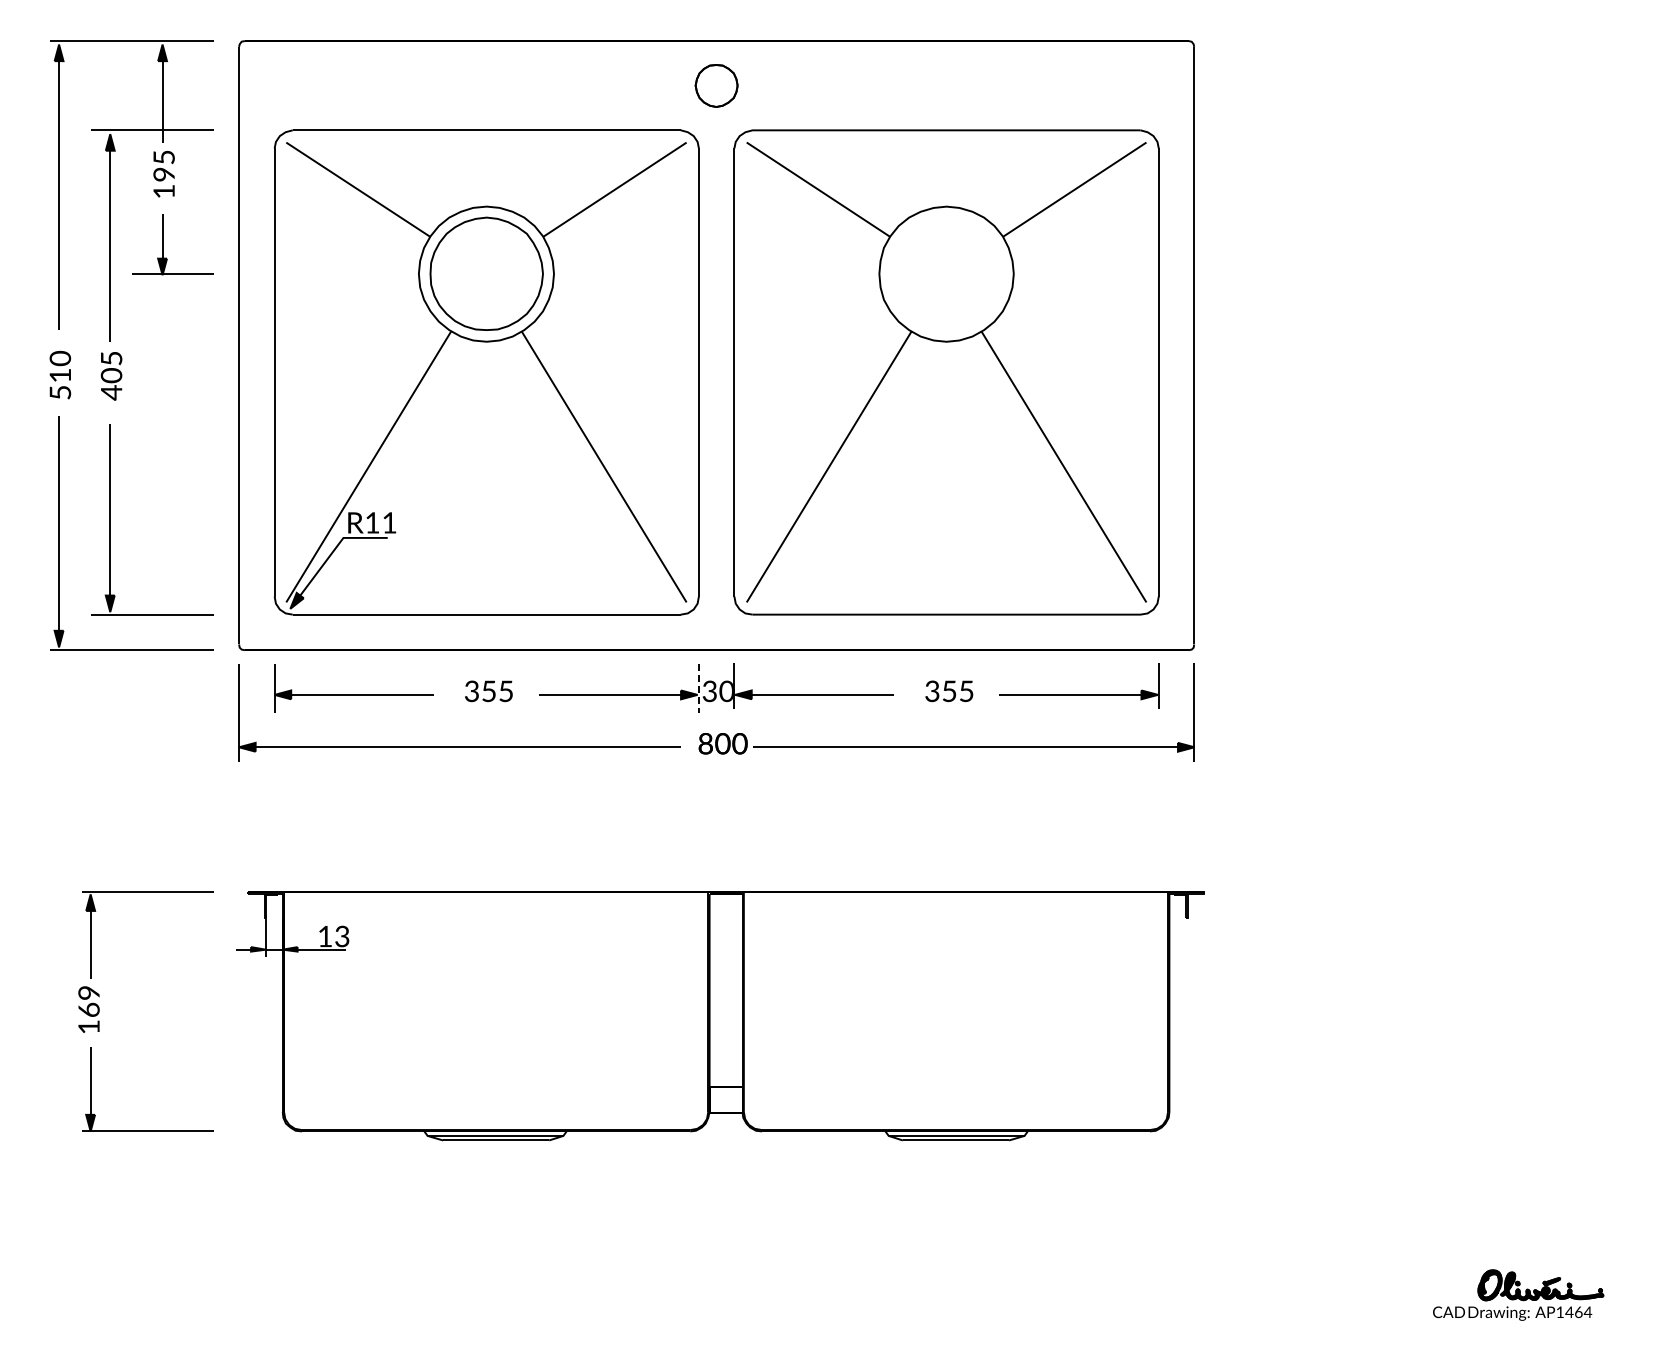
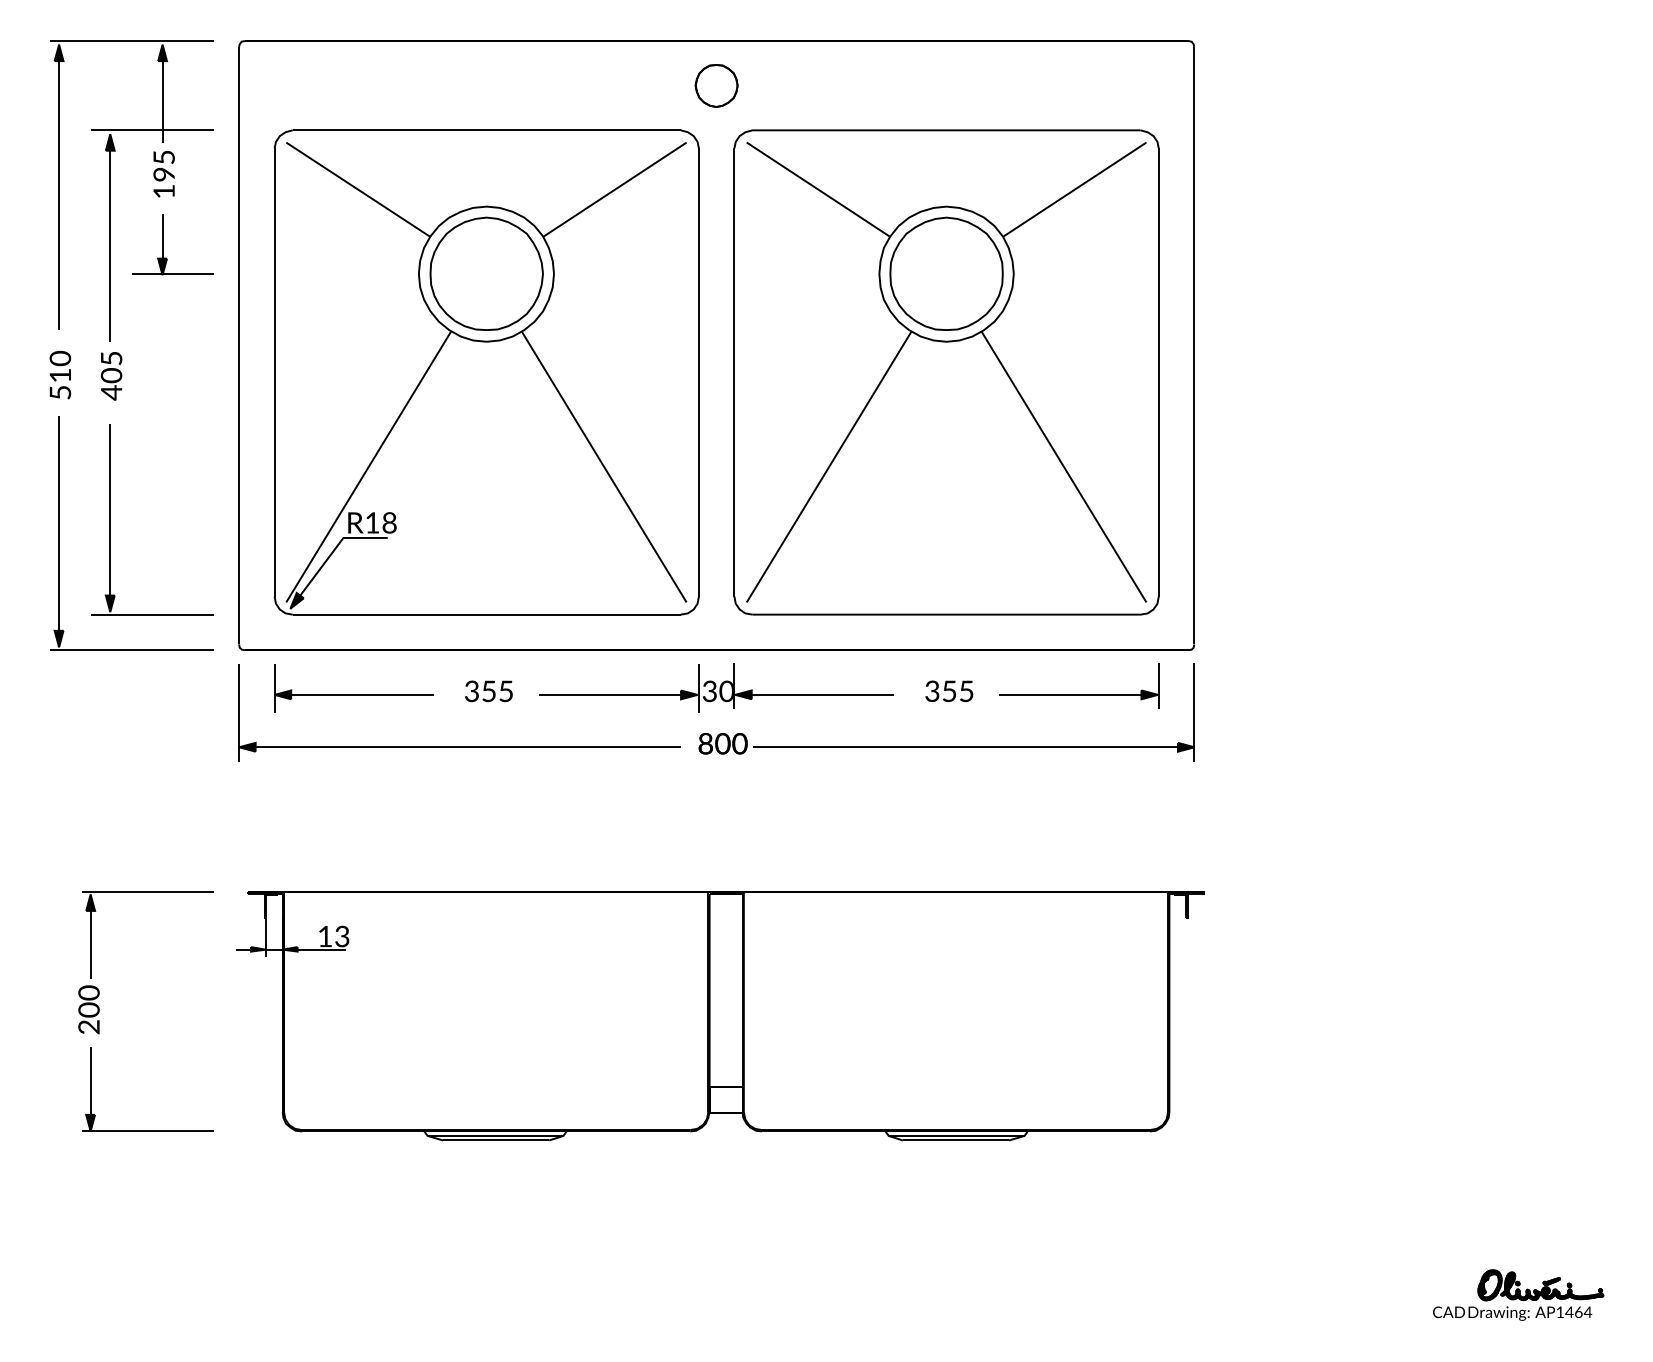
part: none -> present (946, 273)
text: R11 -> R18 (389, 522)
line: dashed -> solid (698, 688)
text: 169 -> 200 (88, 1009)
